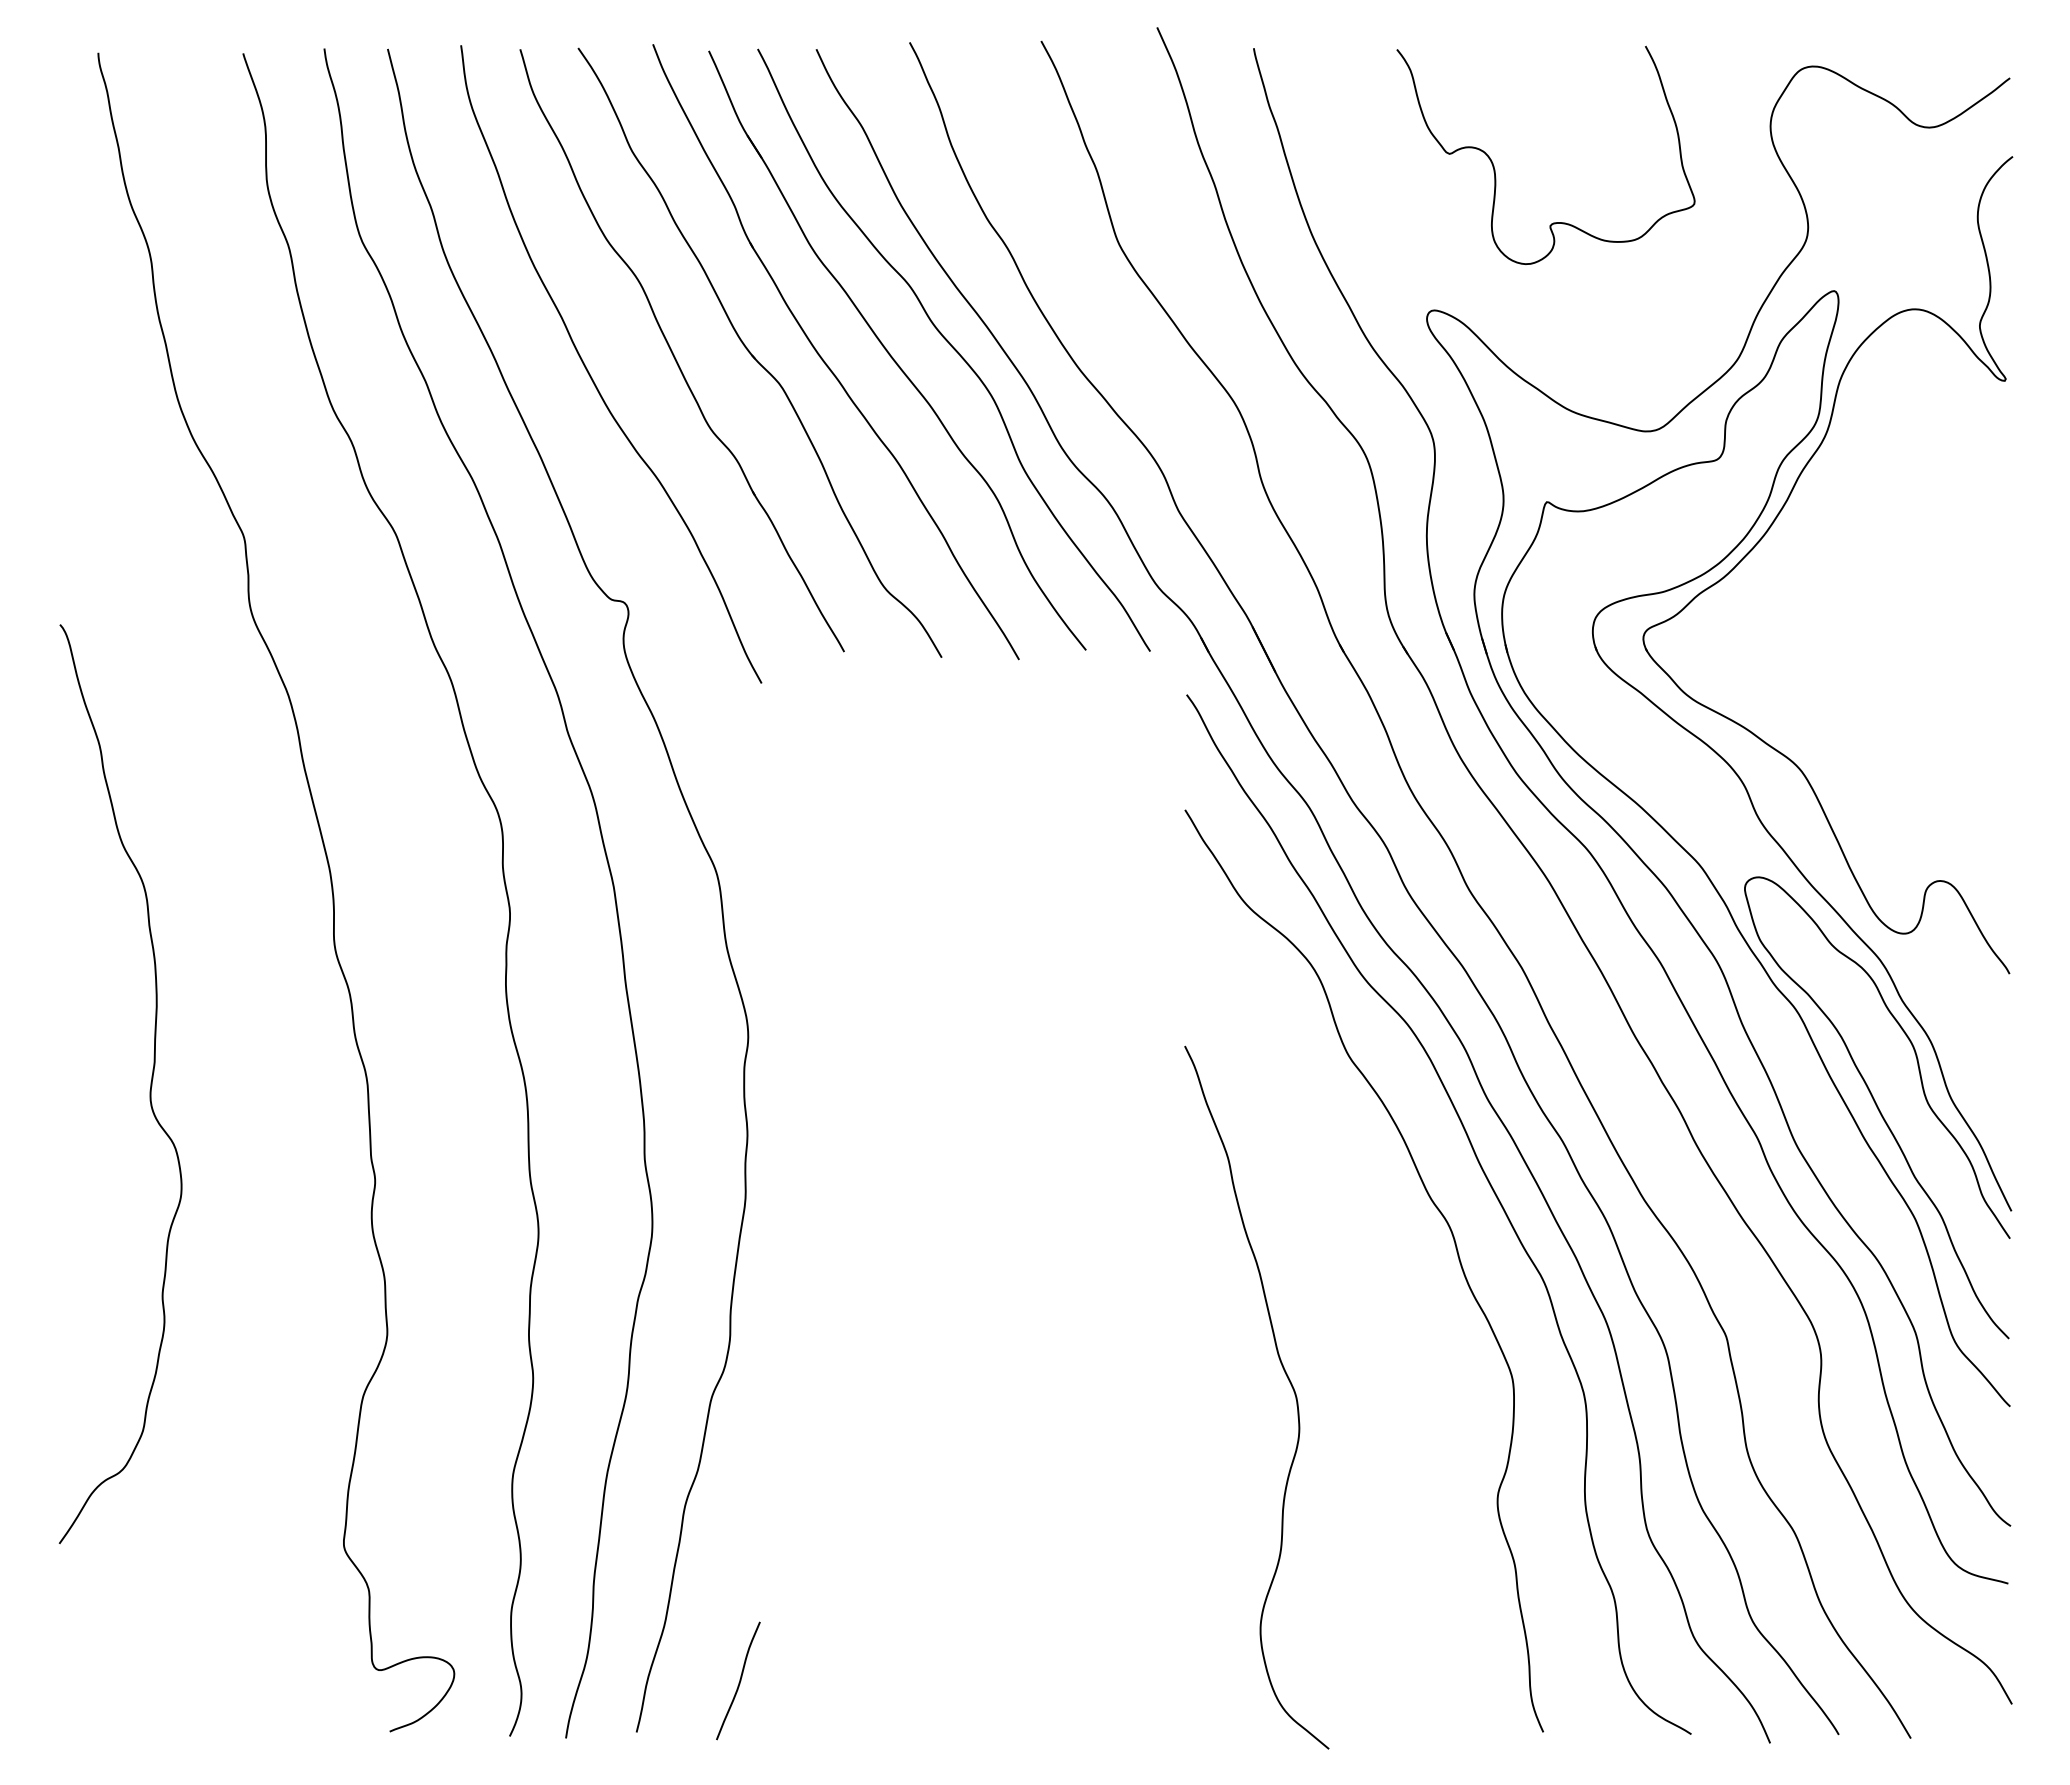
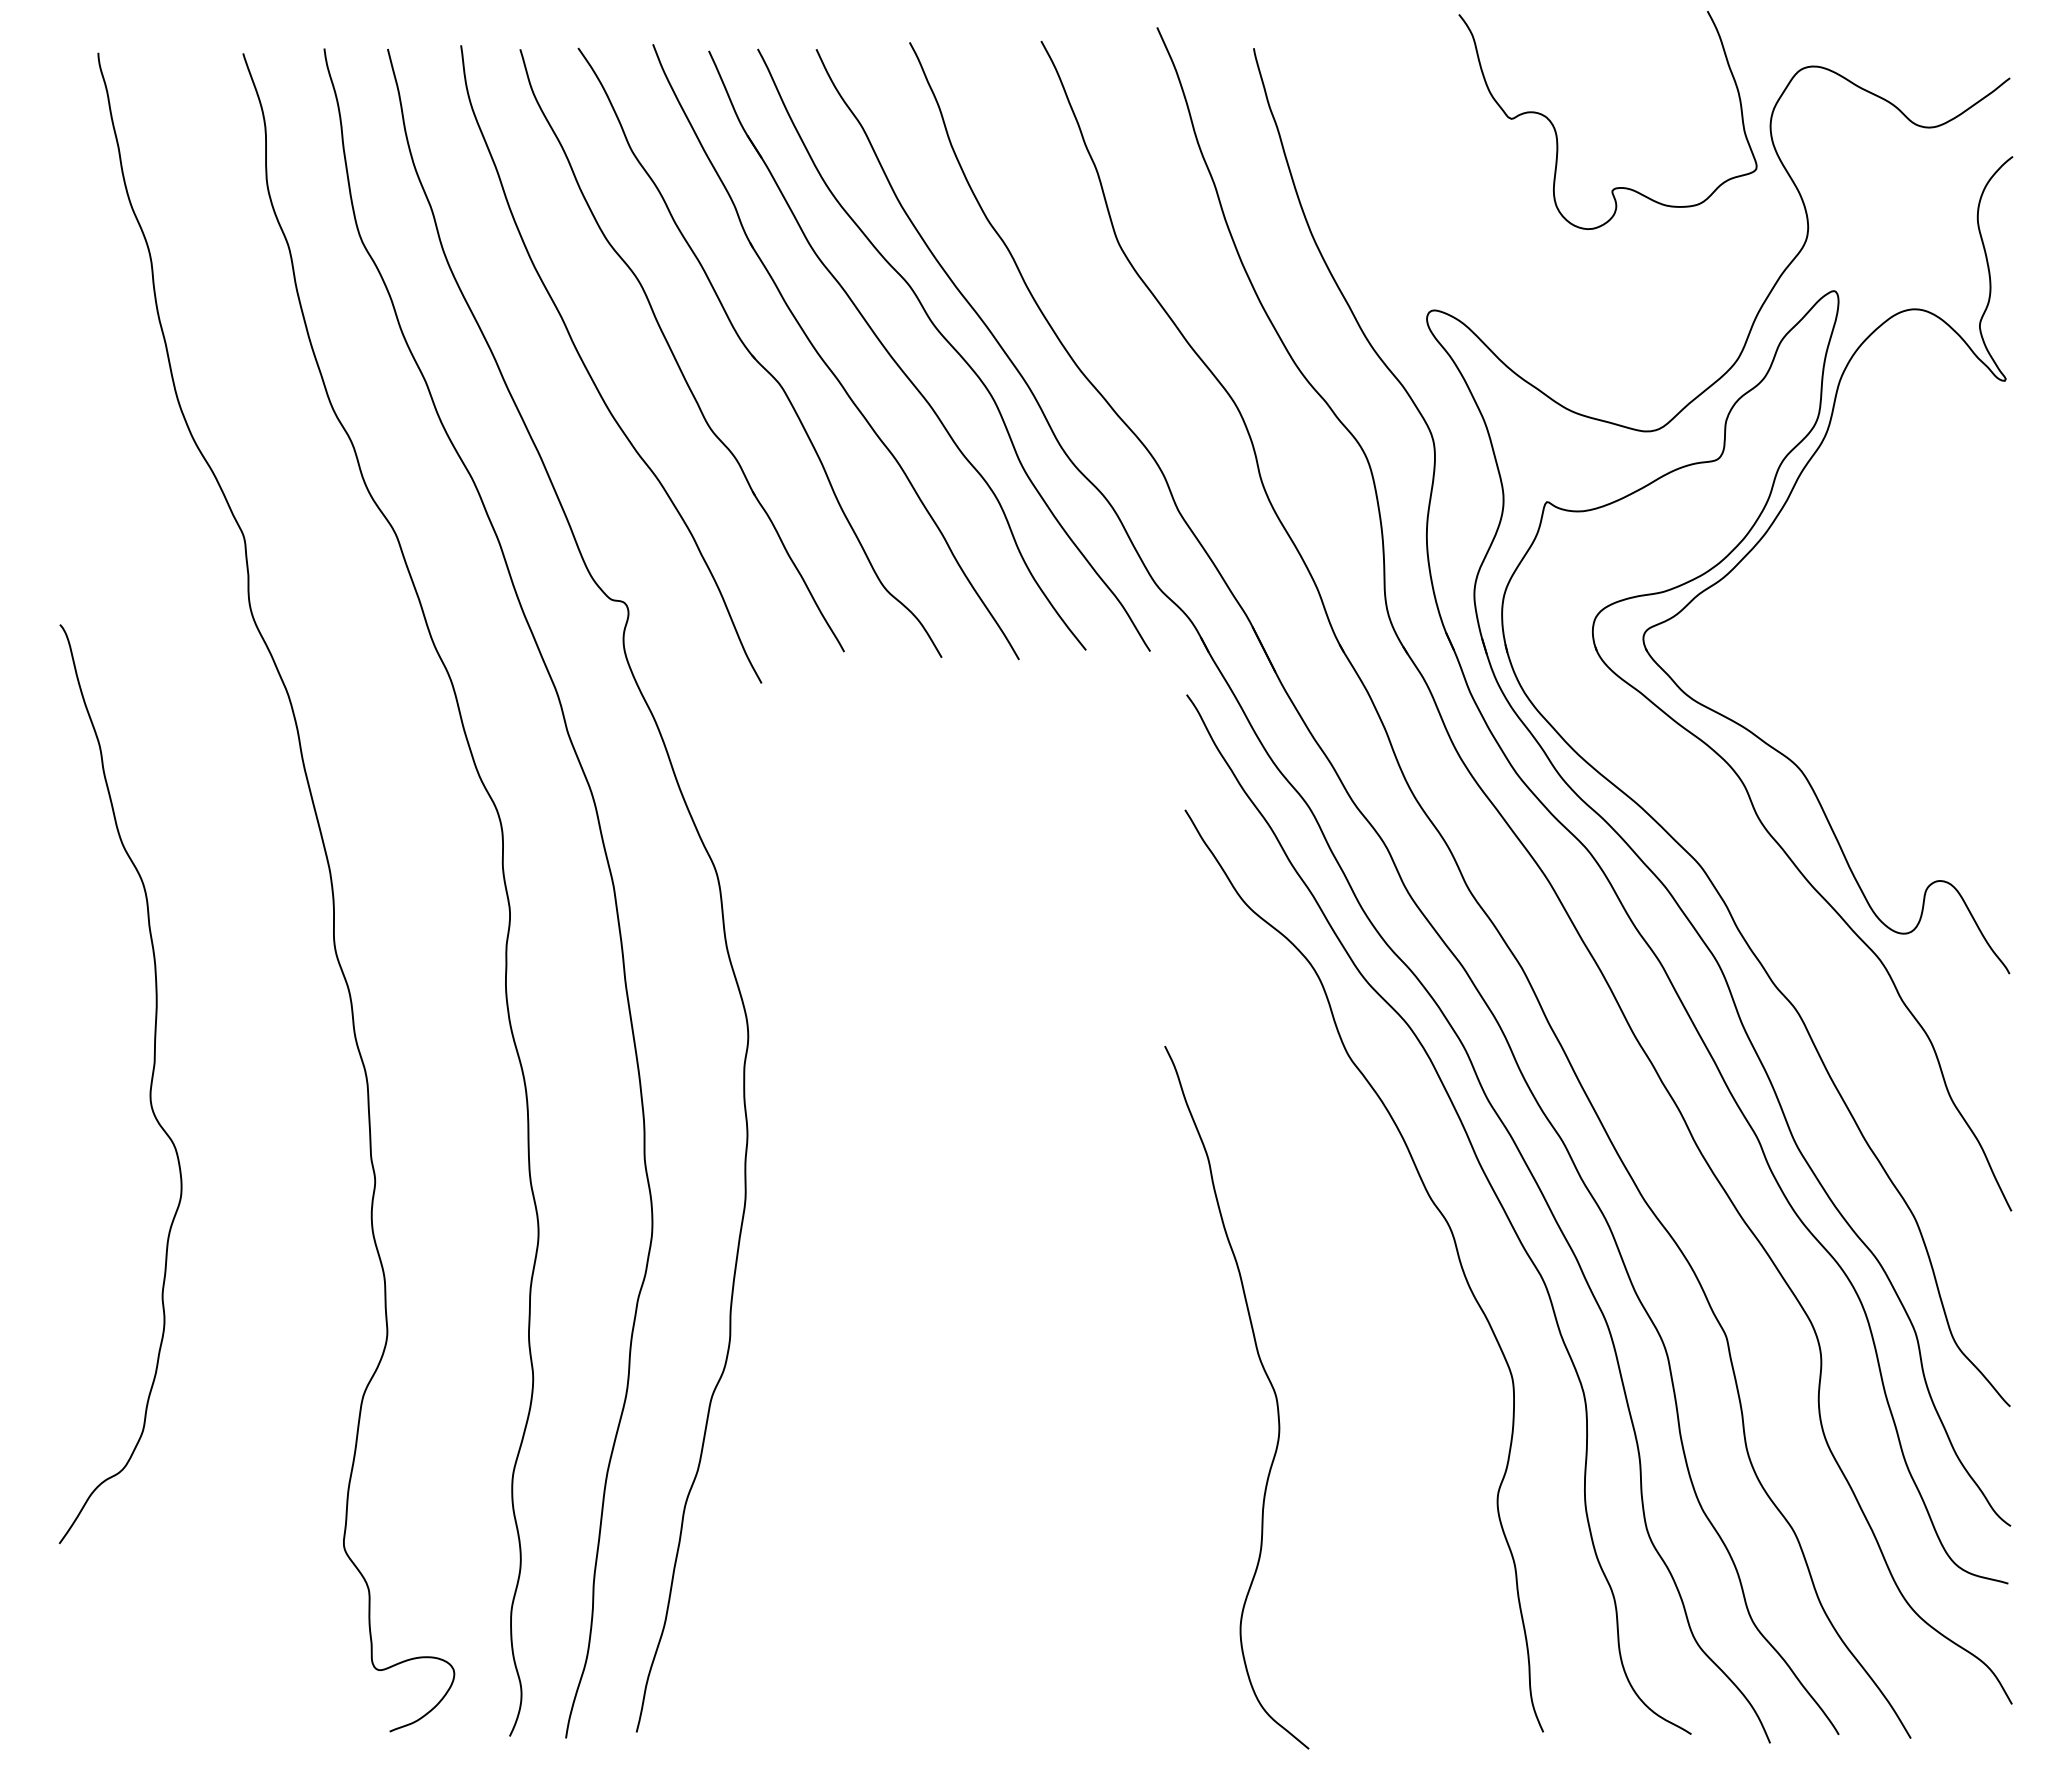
curve position: (1494, 165) -> (1556, 130) (1556, 130)
curve: present -> none (1877, 1107)
curve position: (1288, 1380) -> (1268, 1380) (1268, 1380)
curve: present -> none (739, 1680)
